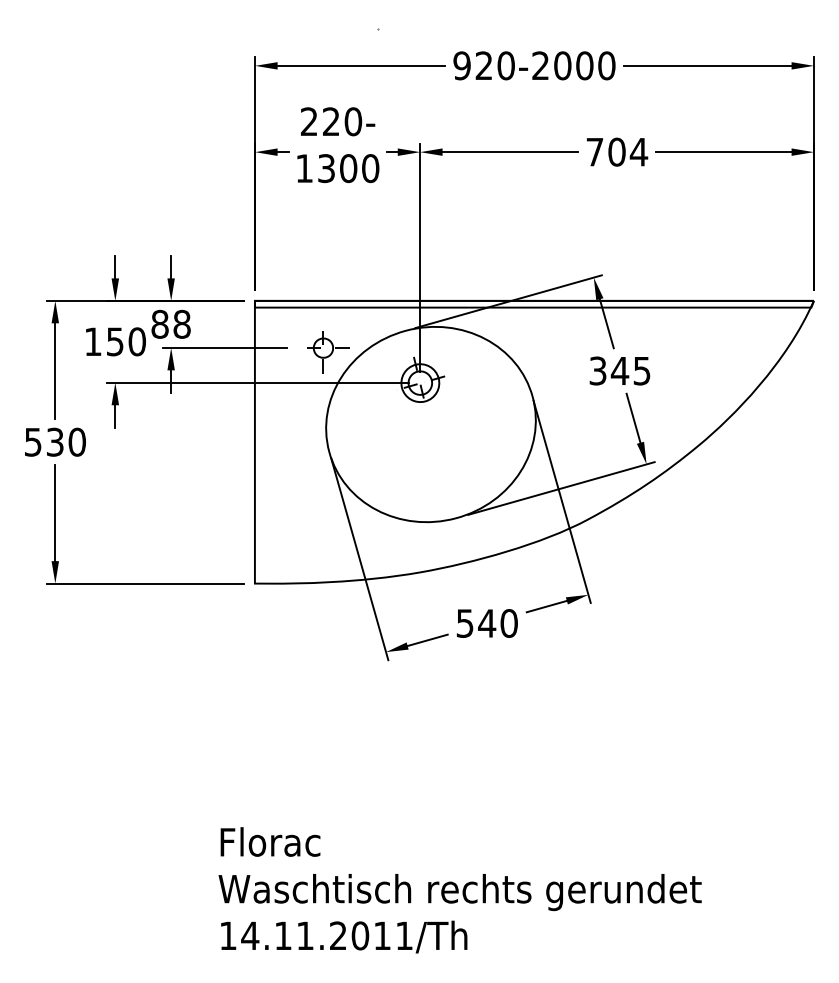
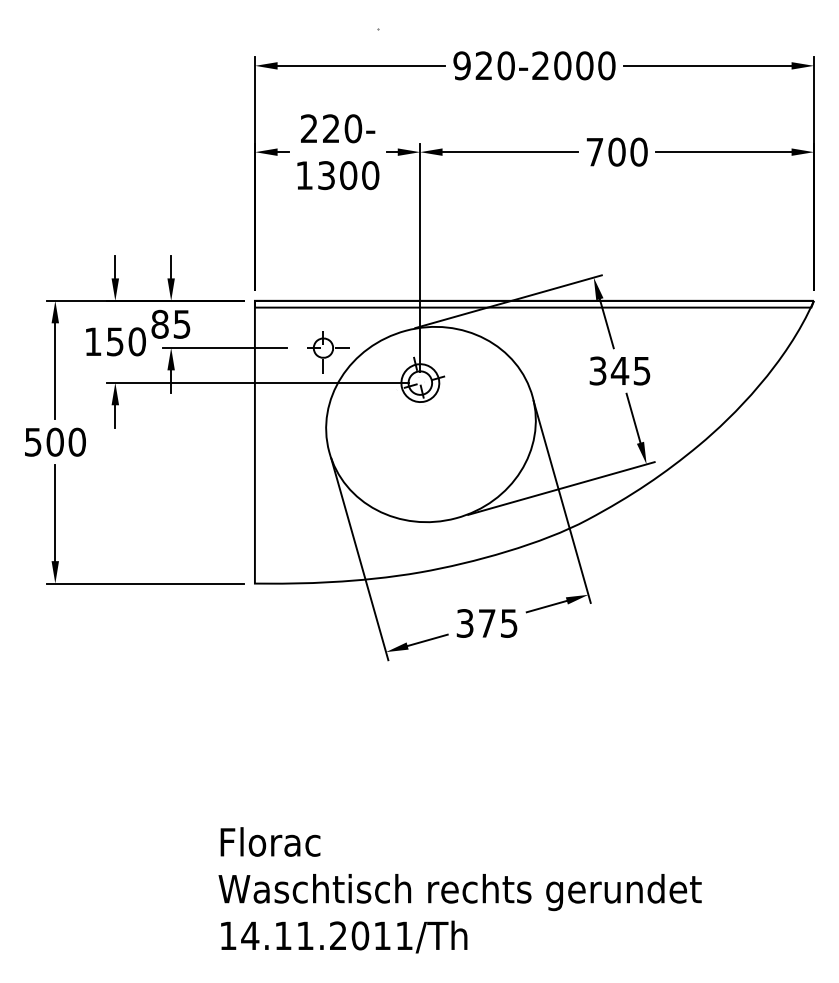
text position: (338, 145) -> (338, 152) (338, 152)
text: 704 -> 700 (638, 151)
text: 88 -> 85 (181, 323)
text: 530 -> 500 (54, 441)
text: 540 -> 375 (487, 623)
